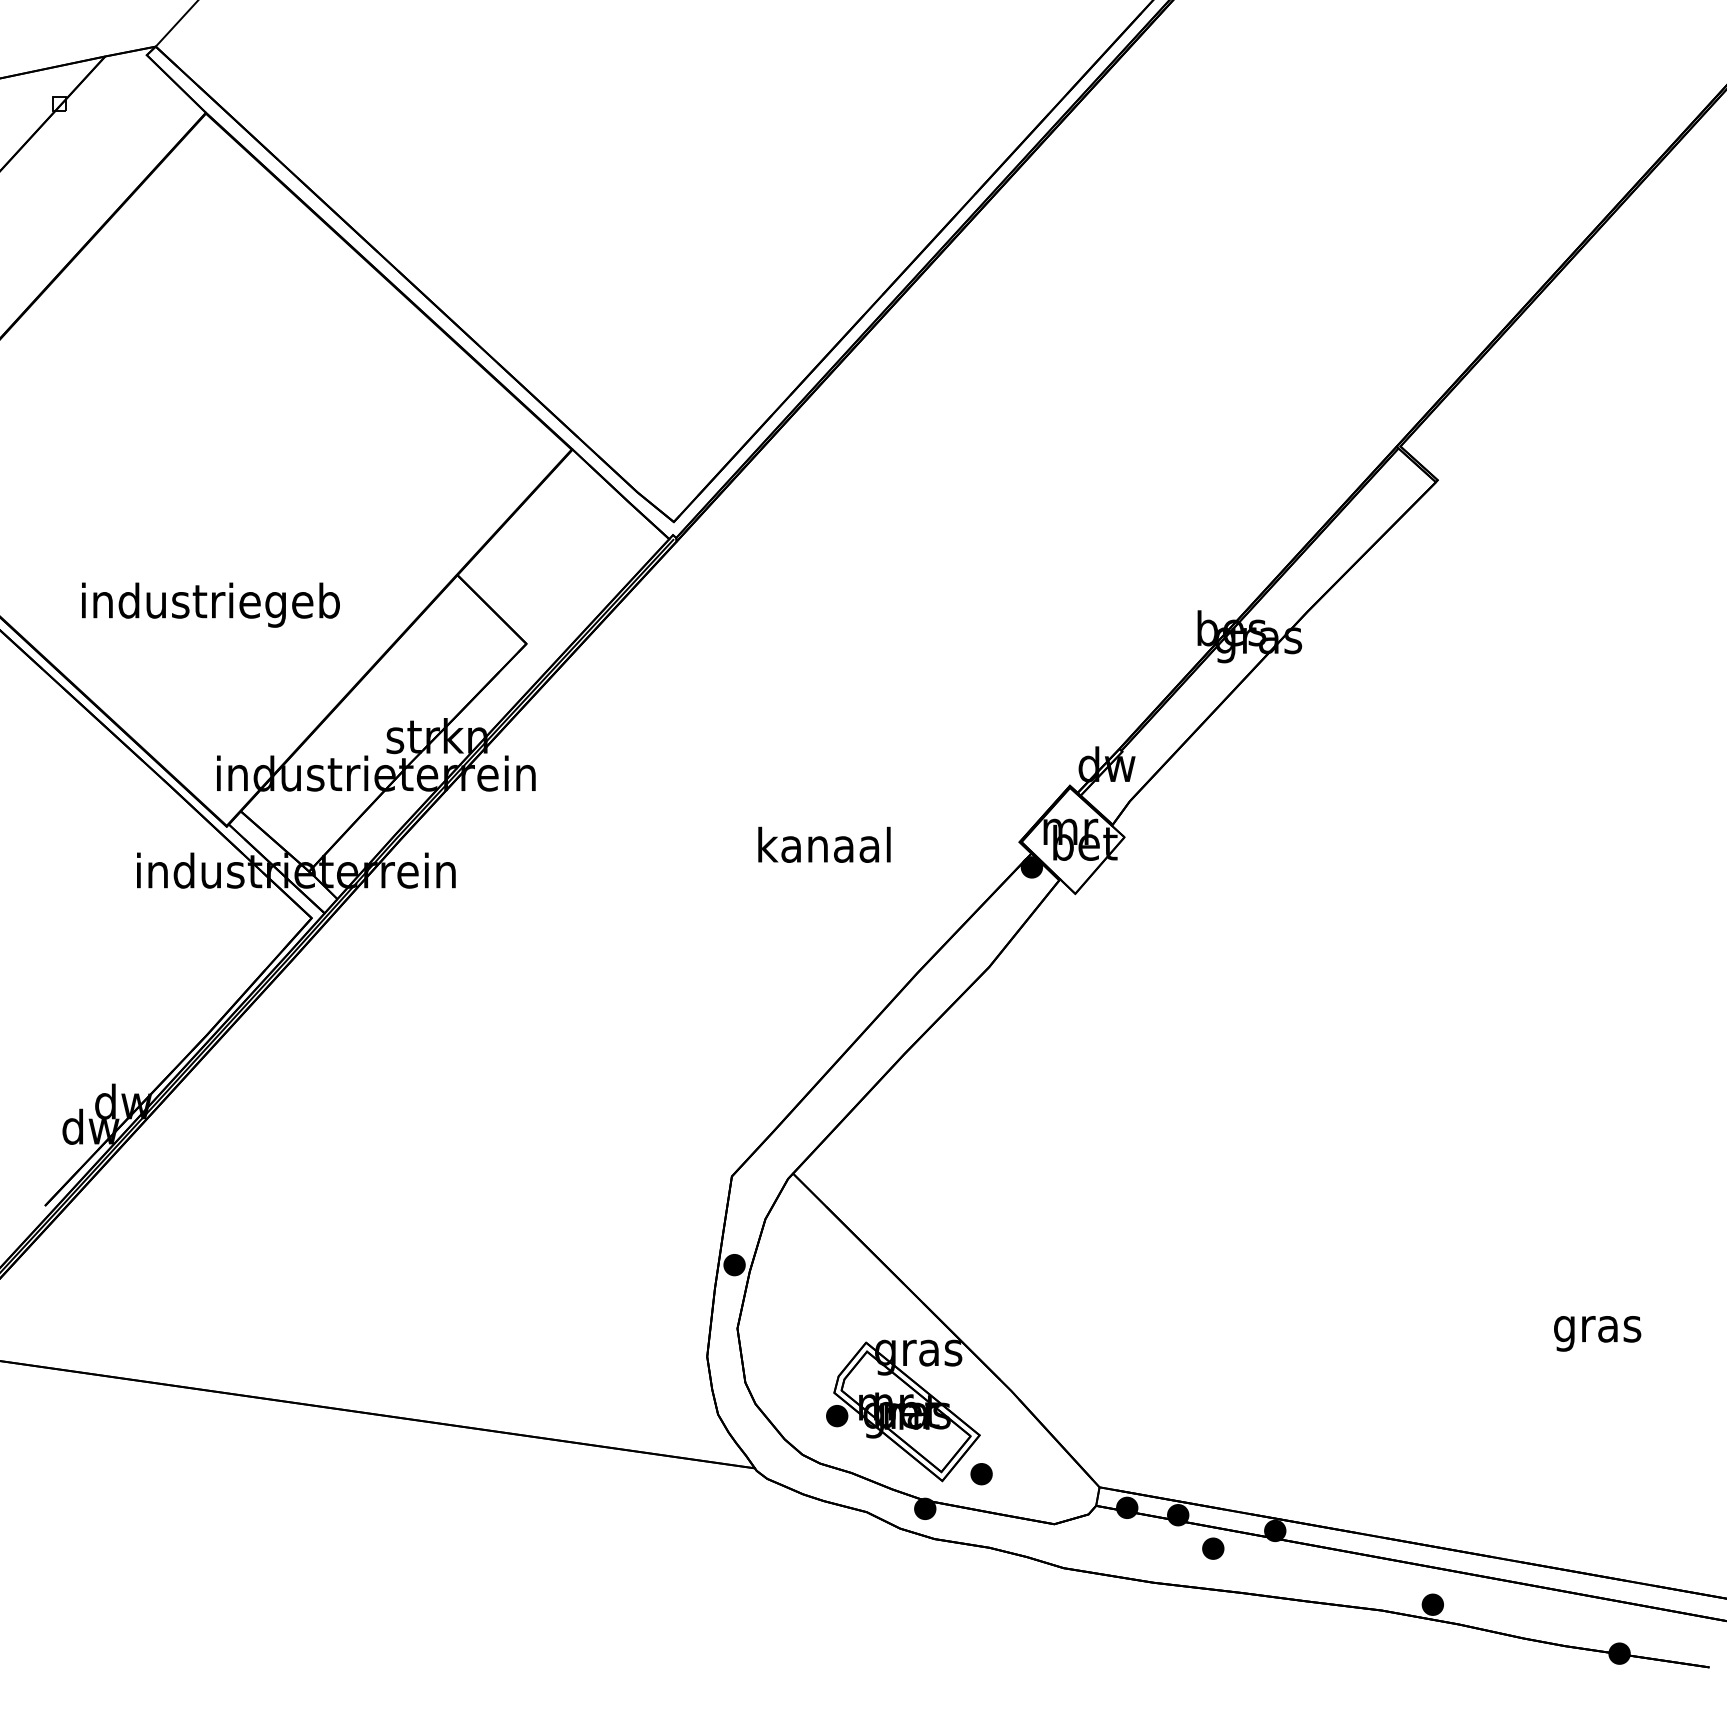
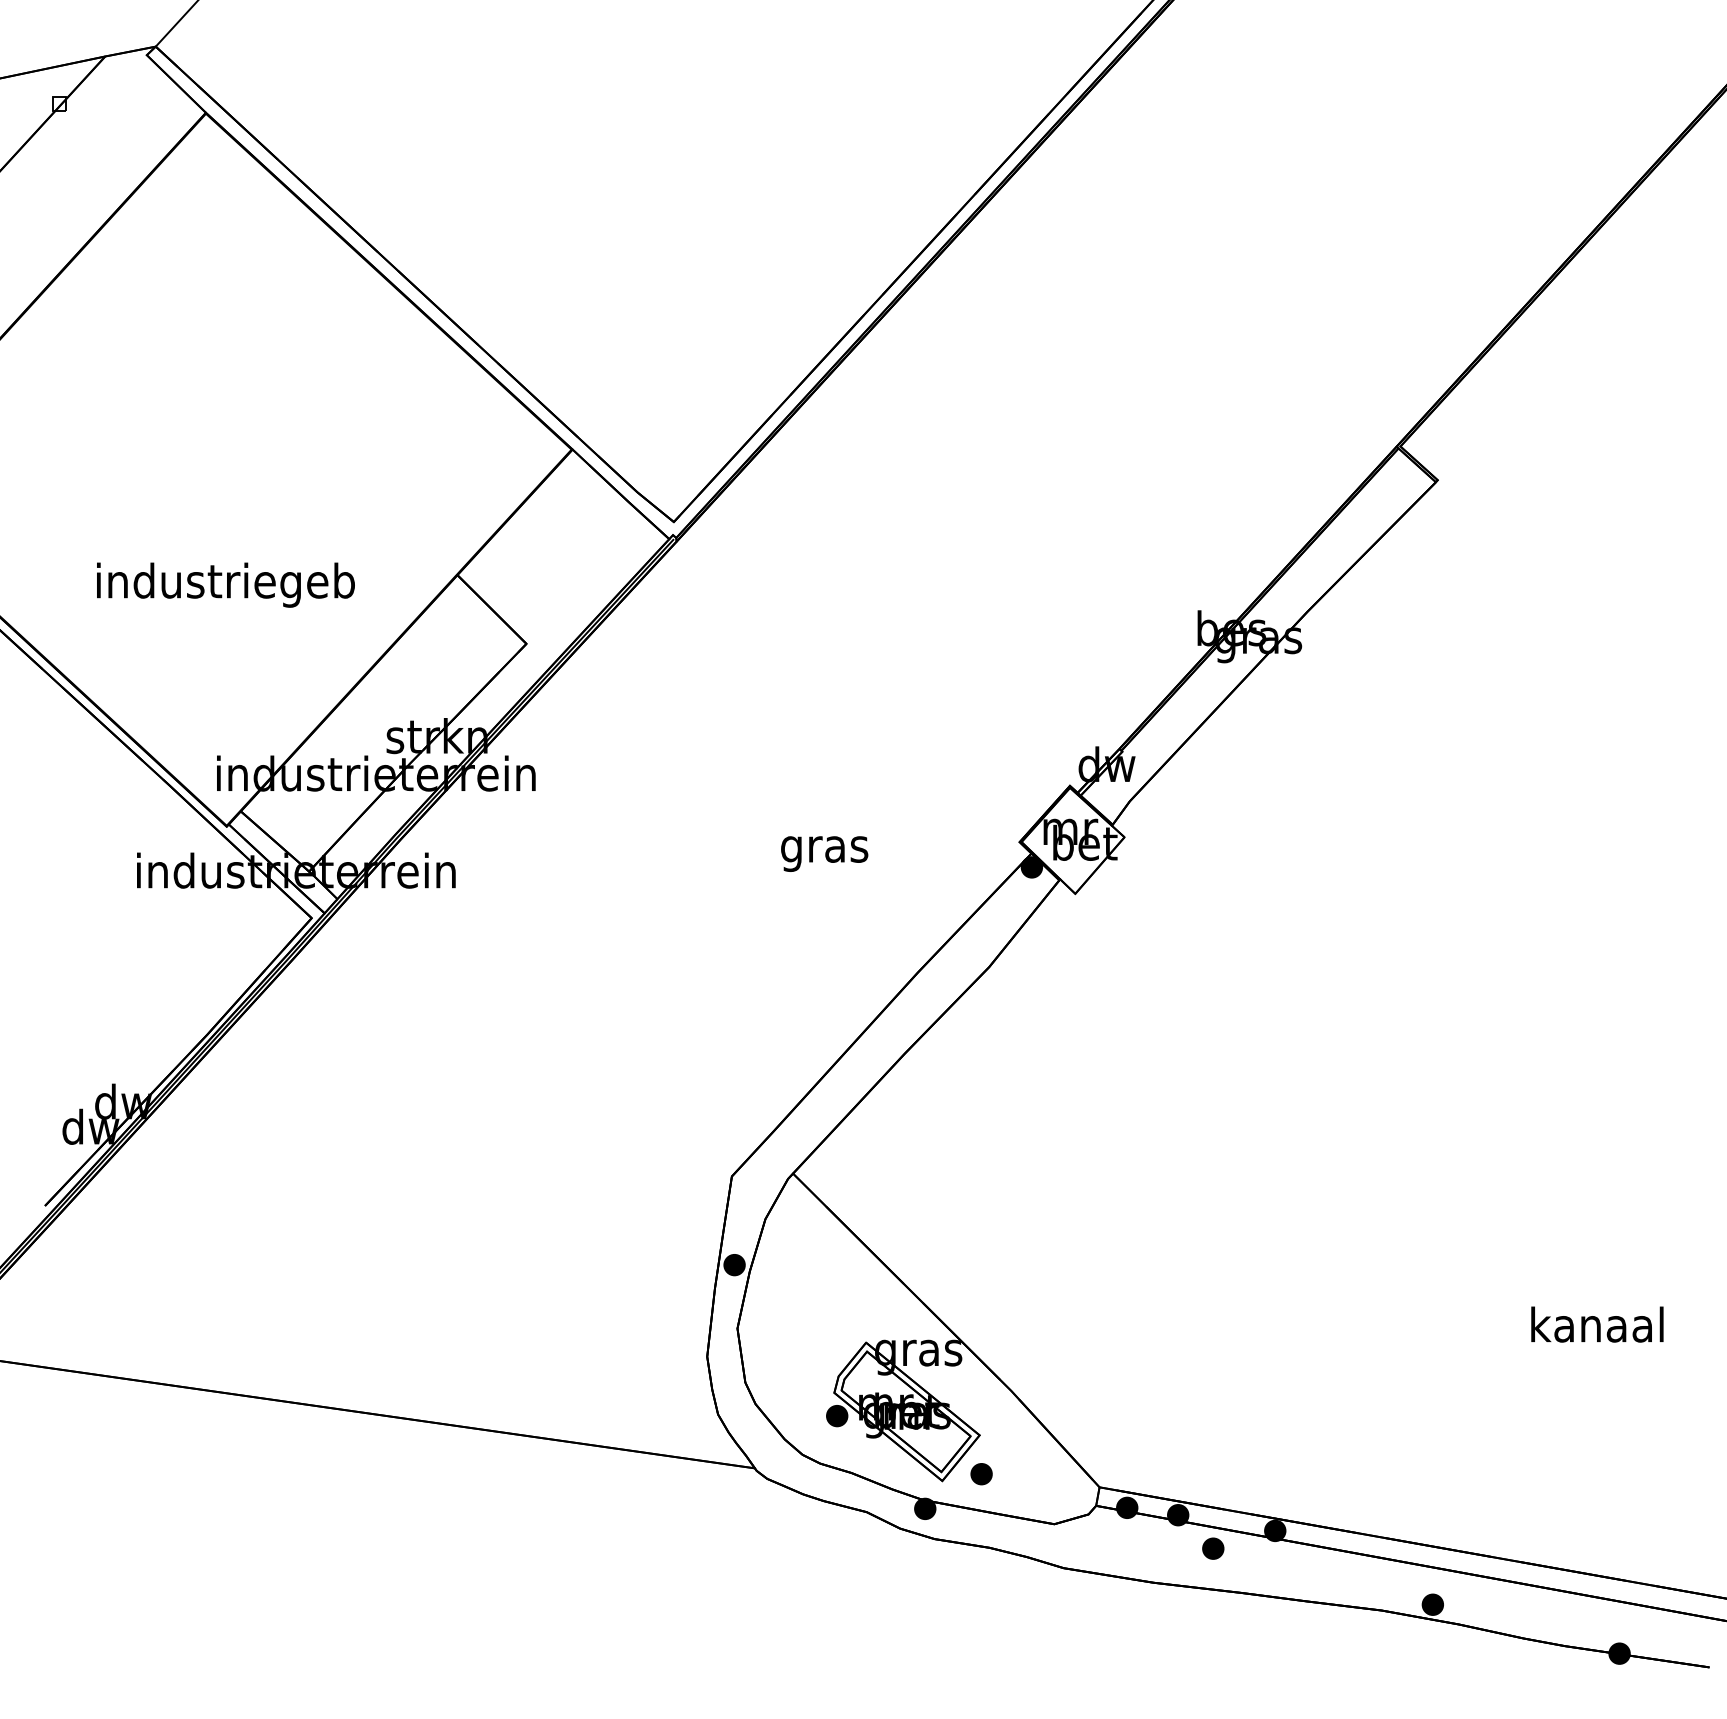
text position: (210, 604) -> (225, 584) (225, 584)
text: kanaal -> gras (824, 848)
text: gras -> kanaal (1597, 1328)
